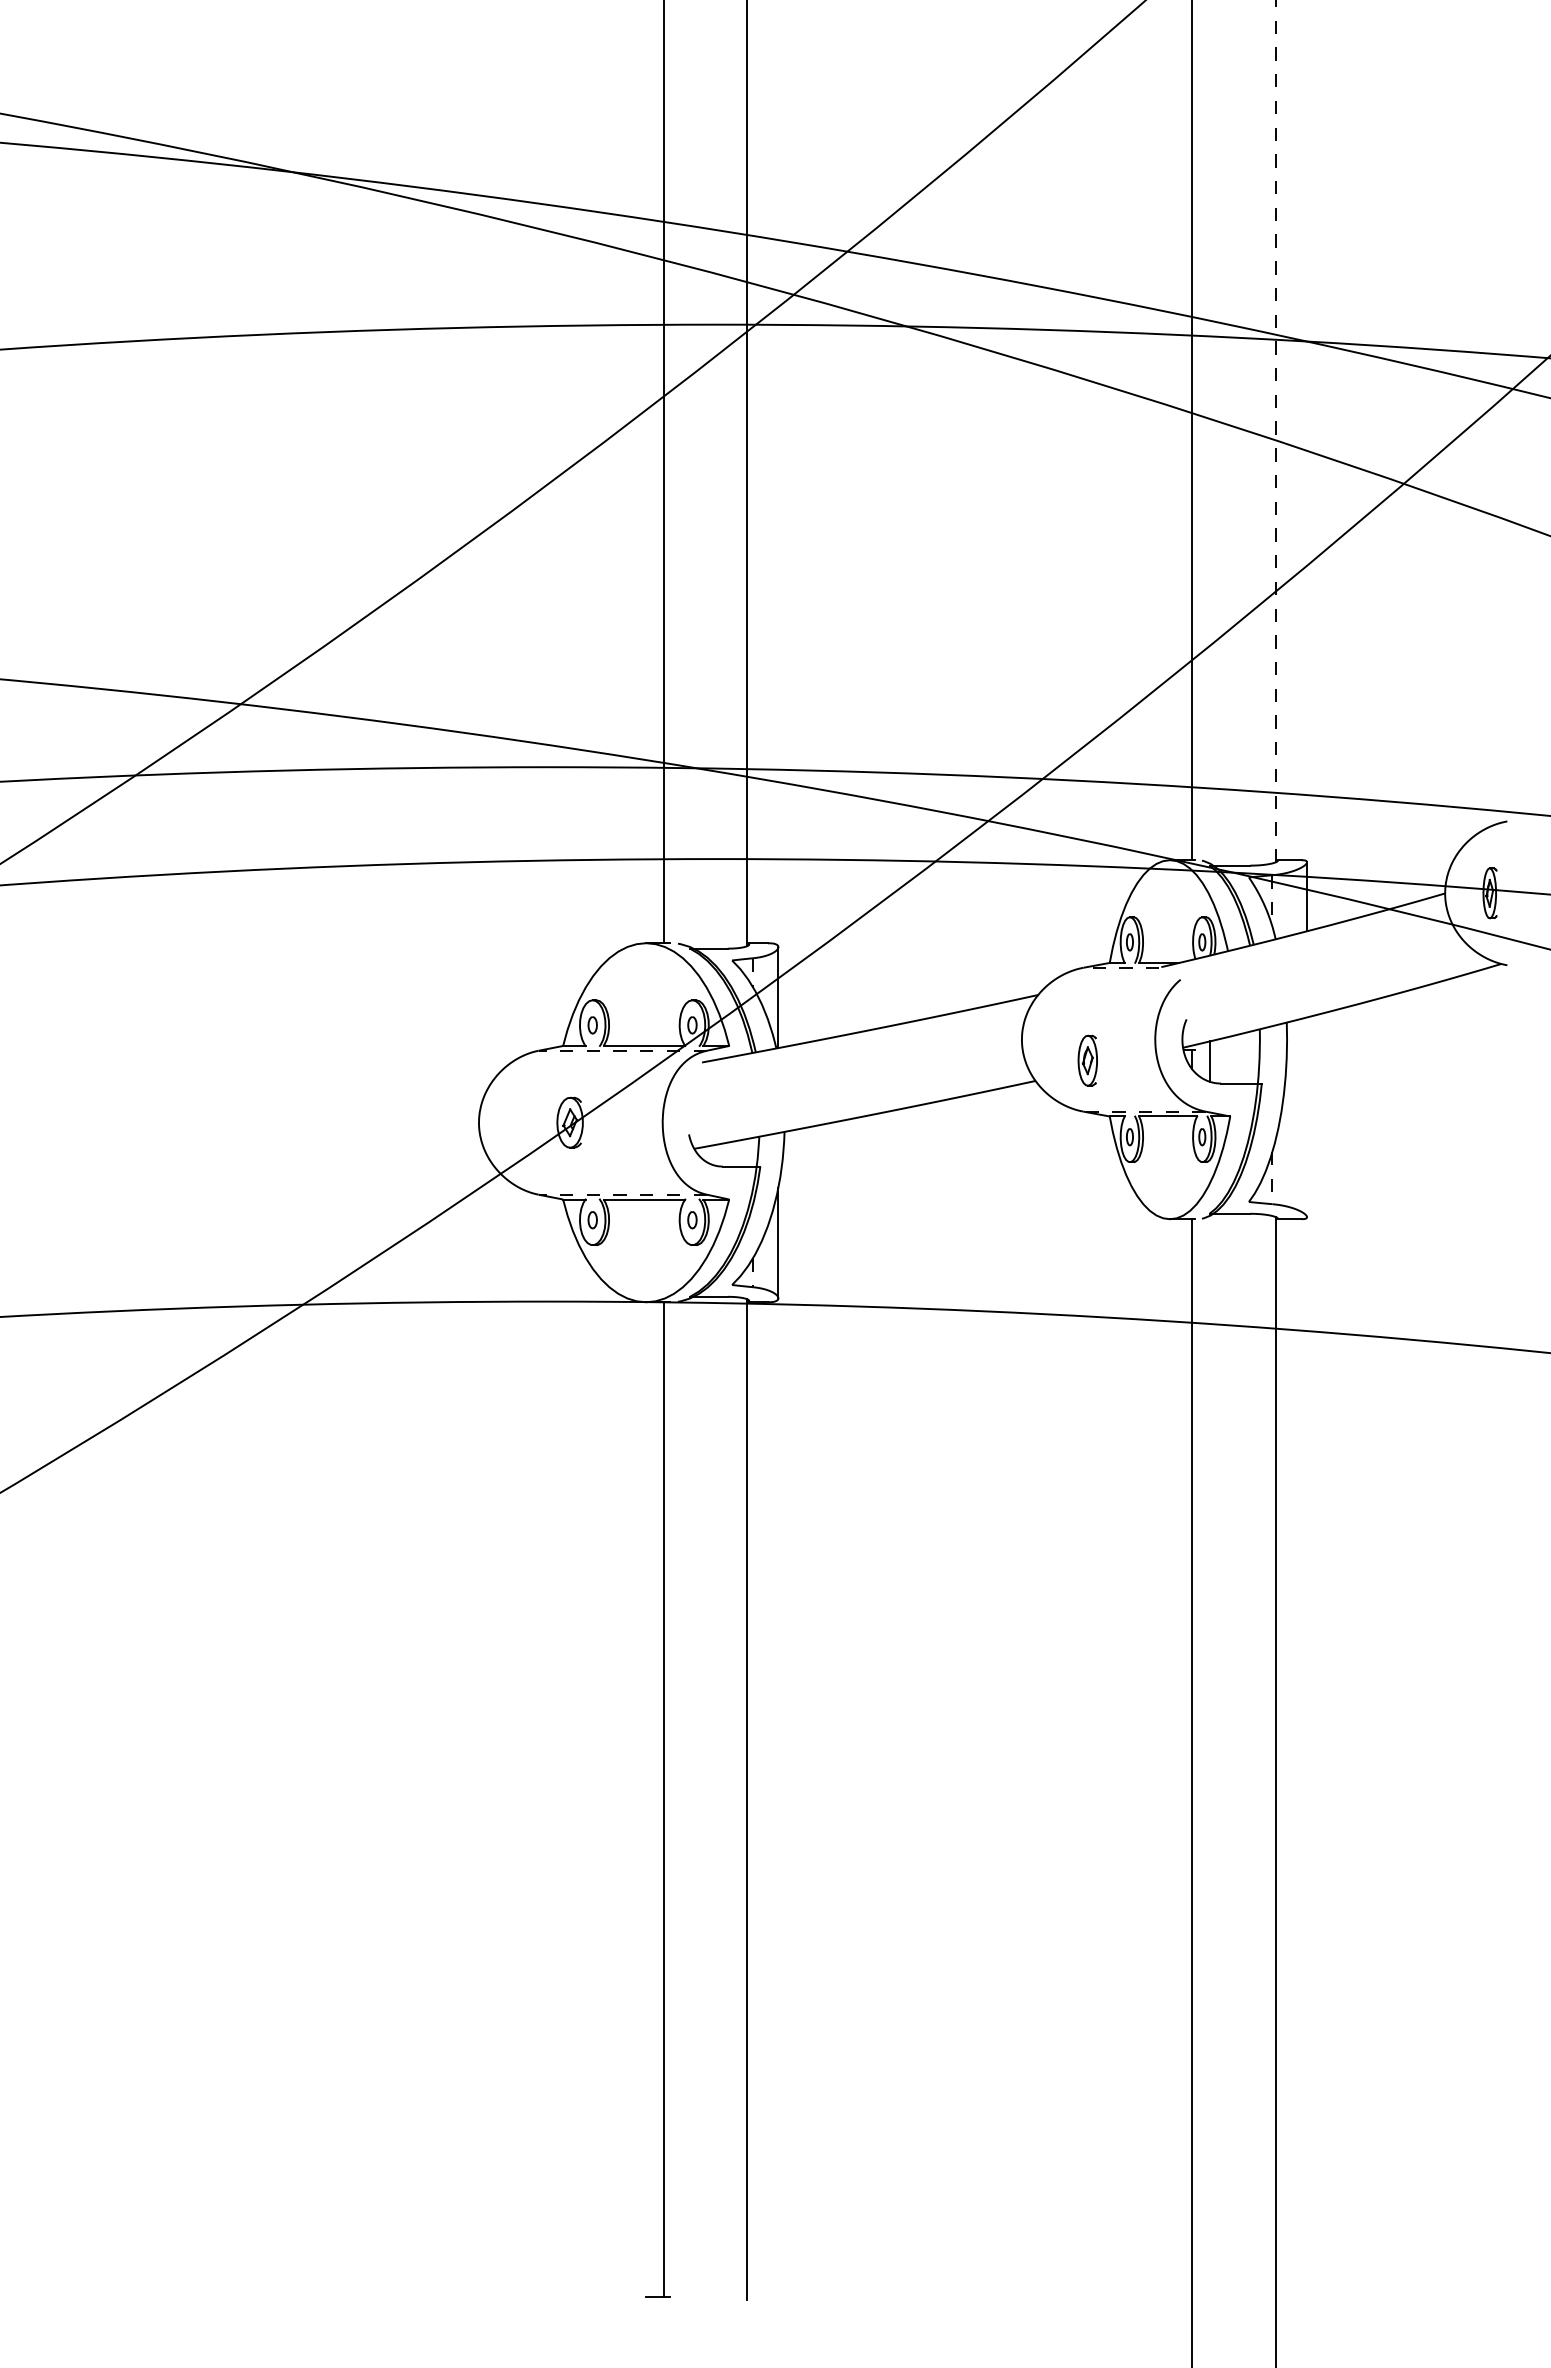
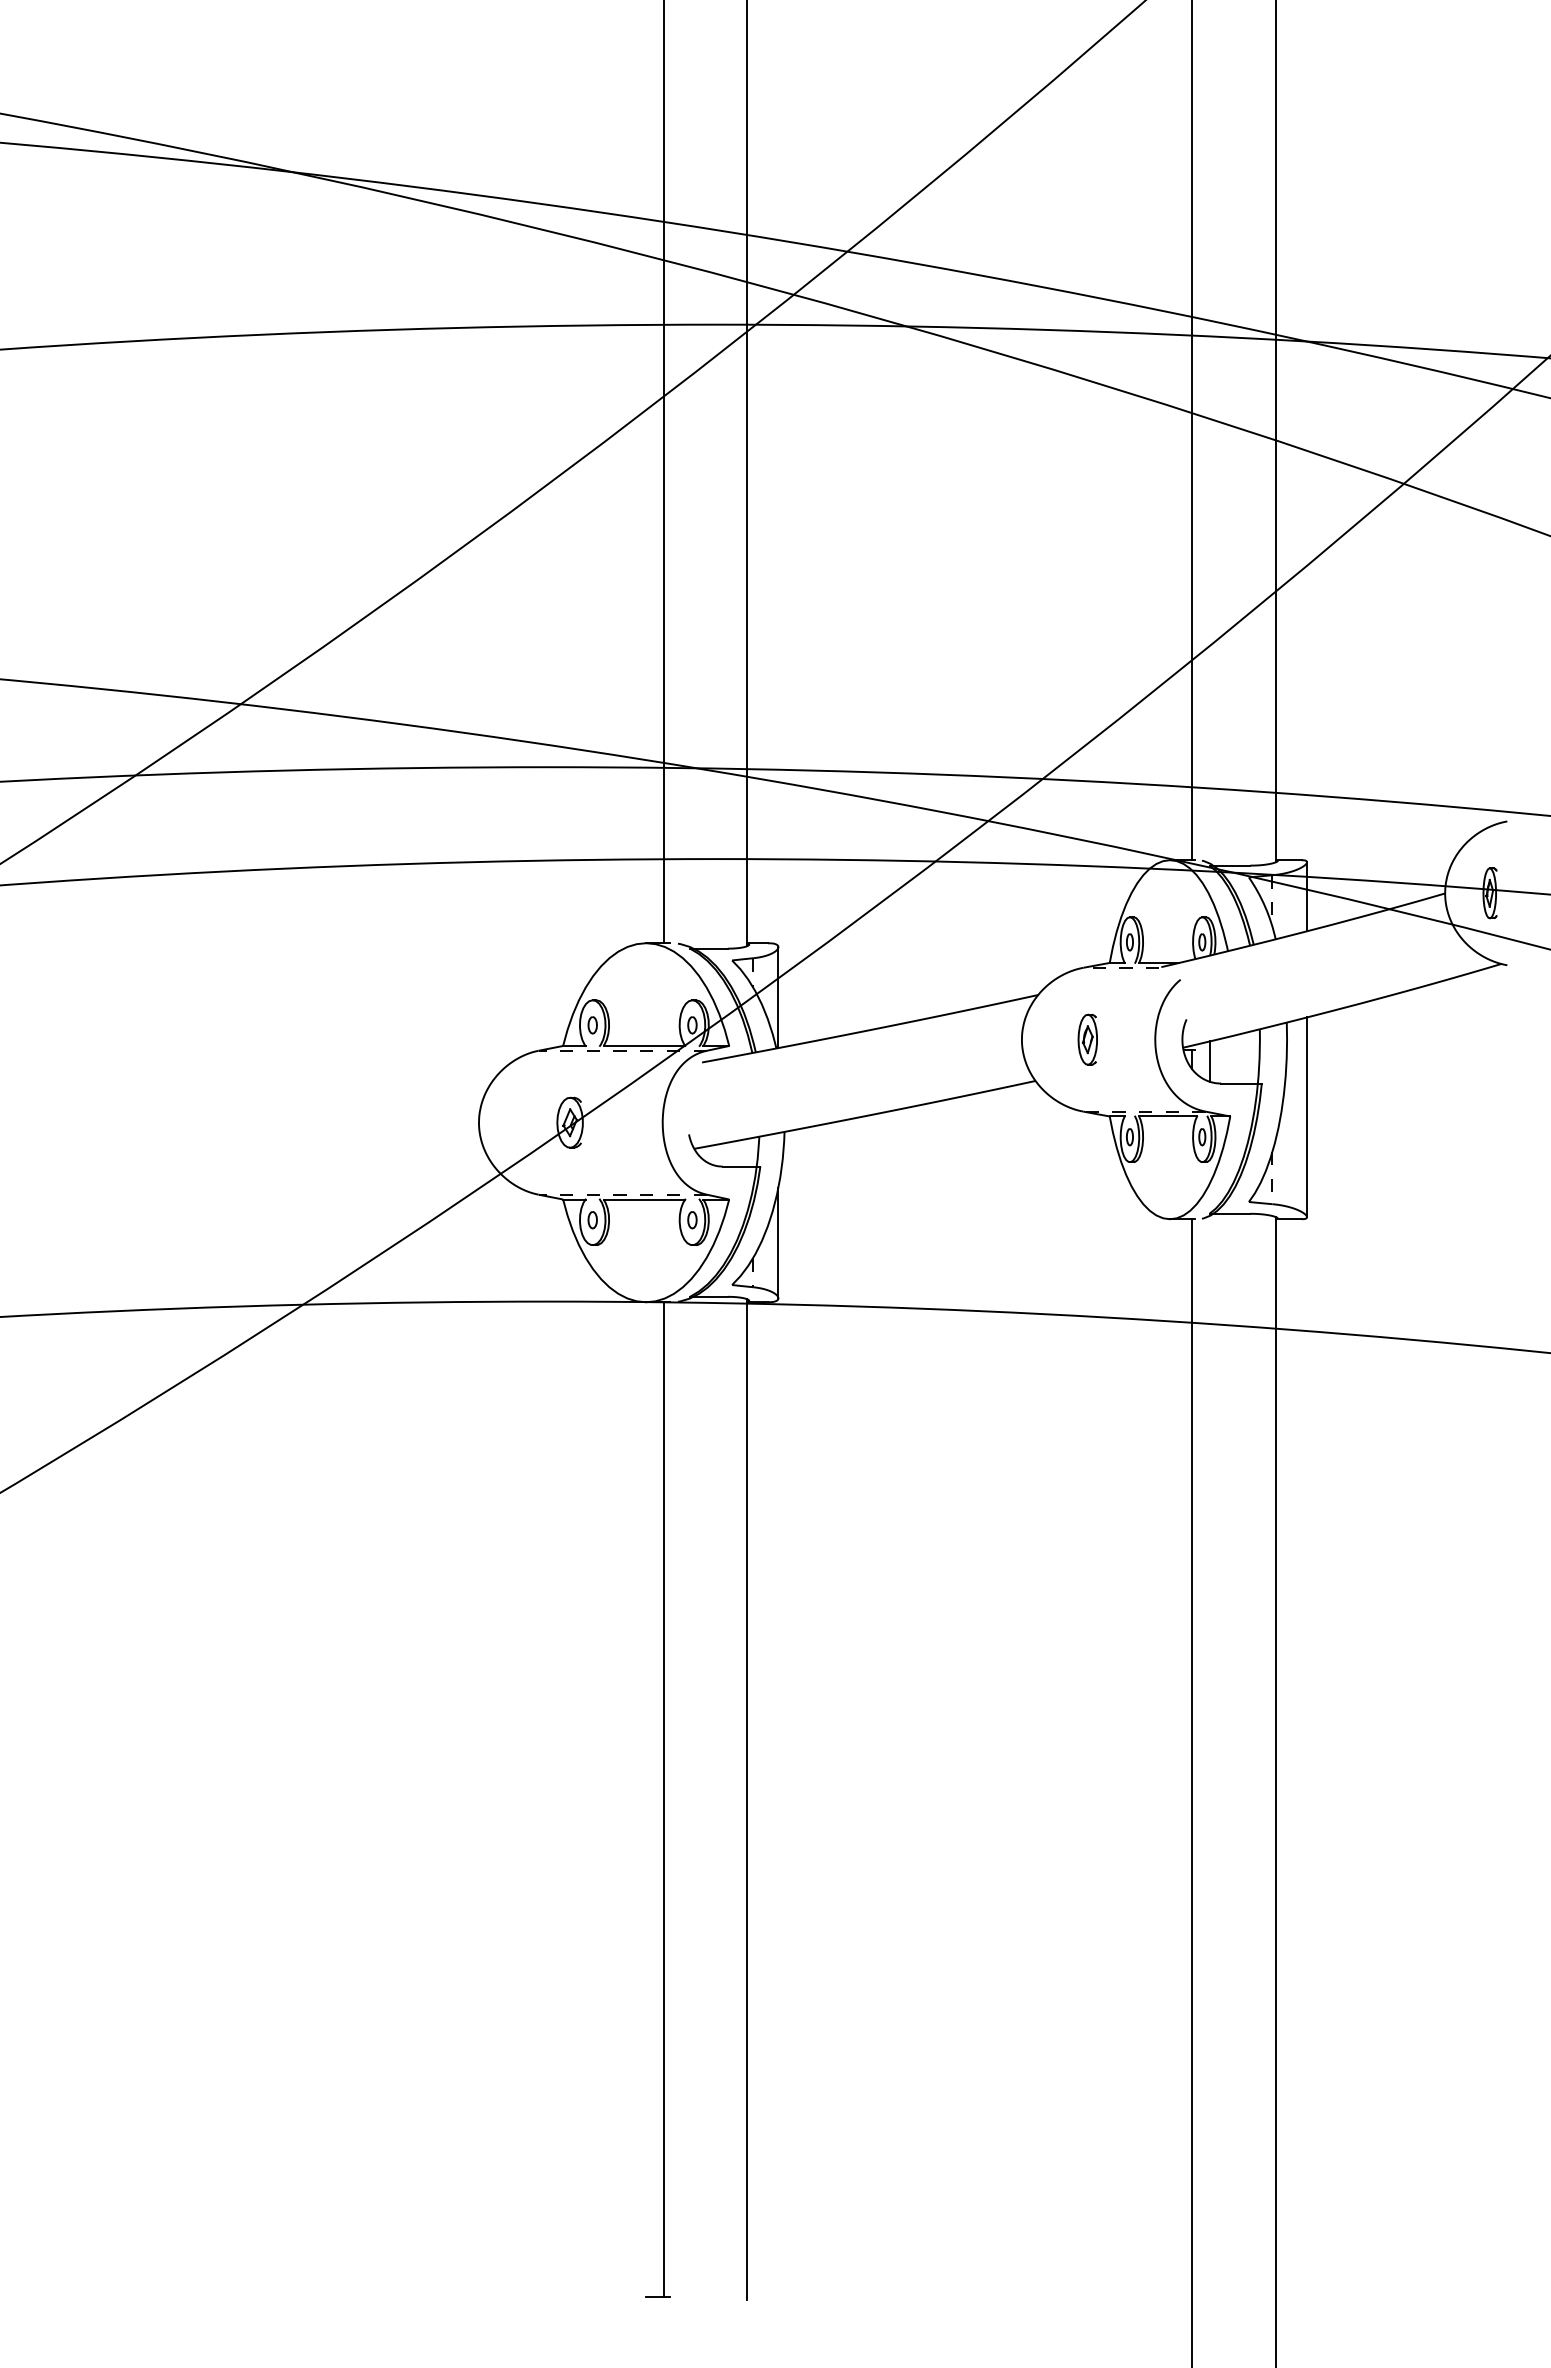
line: dashed -> solid (1275, 431)
part position: (1087, 1060) -> (1087, 1039) (1087, 1039)
line: none -> present (1307, 1117)
